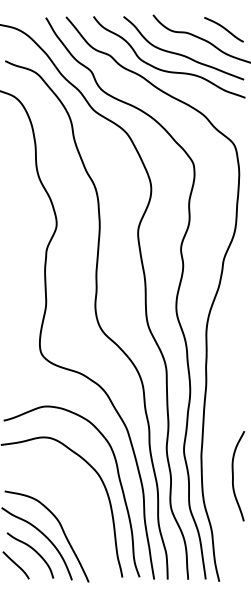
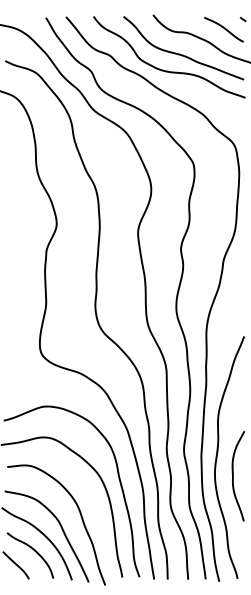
line: none -> present (242, 19)
curve: none -> present (217, 457)
curve: none -> present (80, 516)
